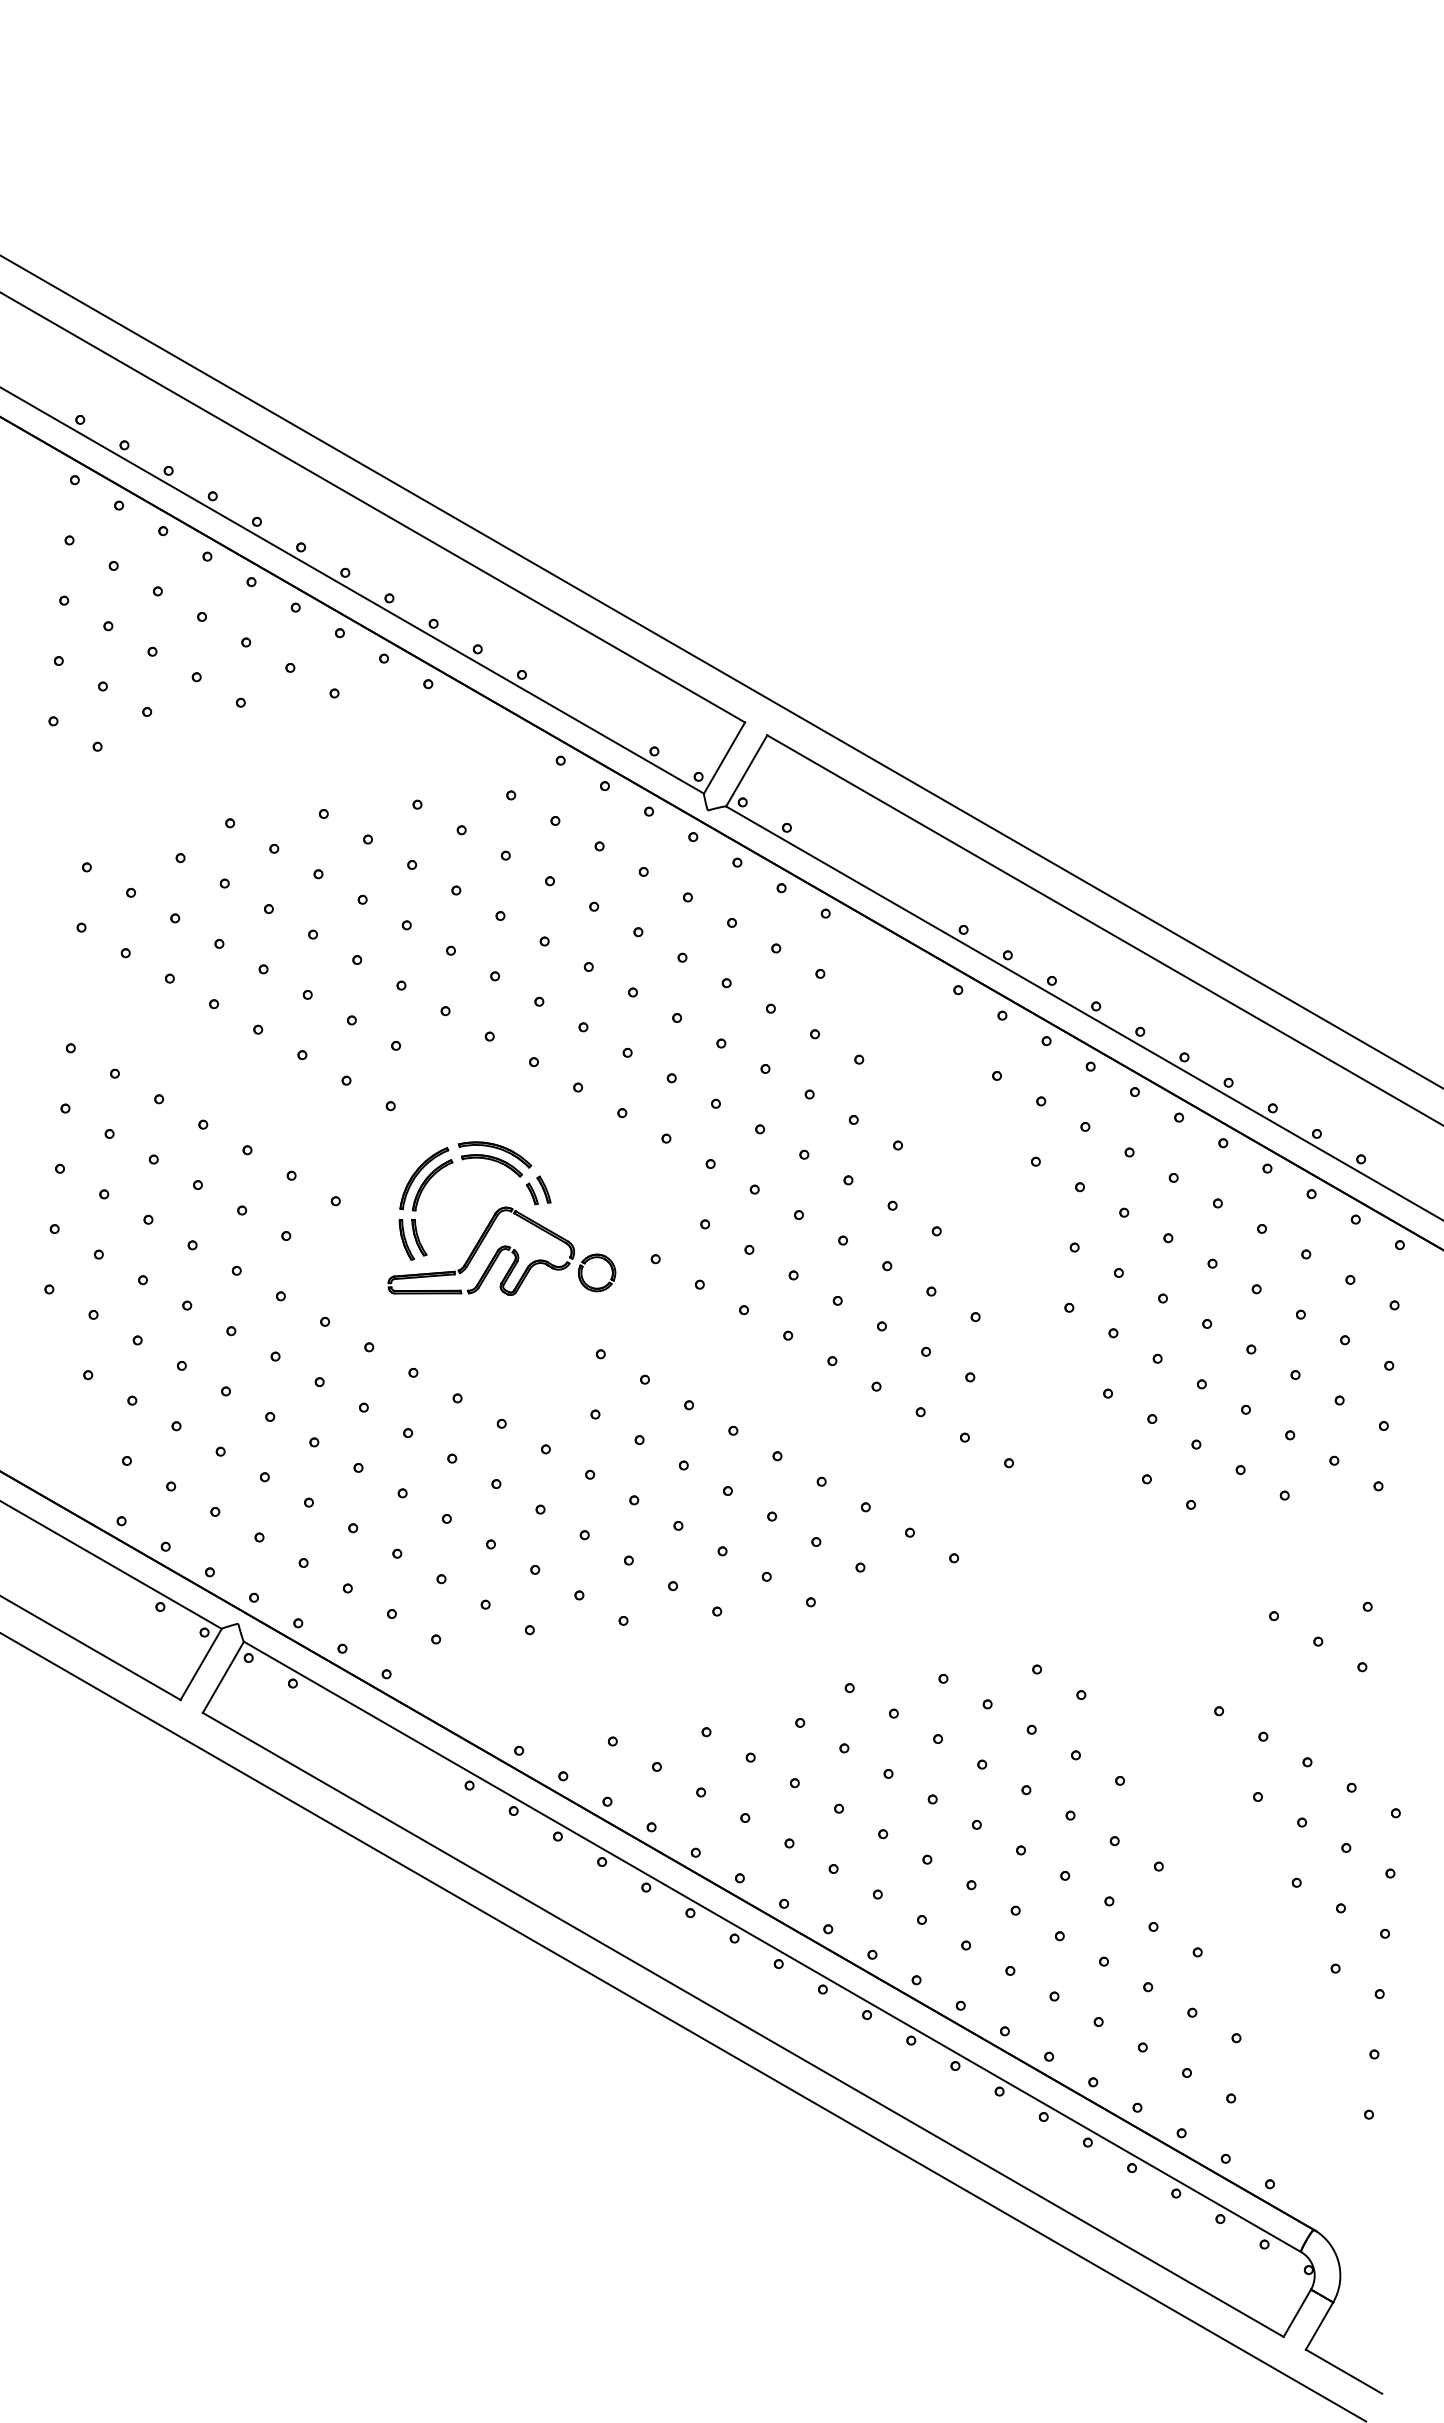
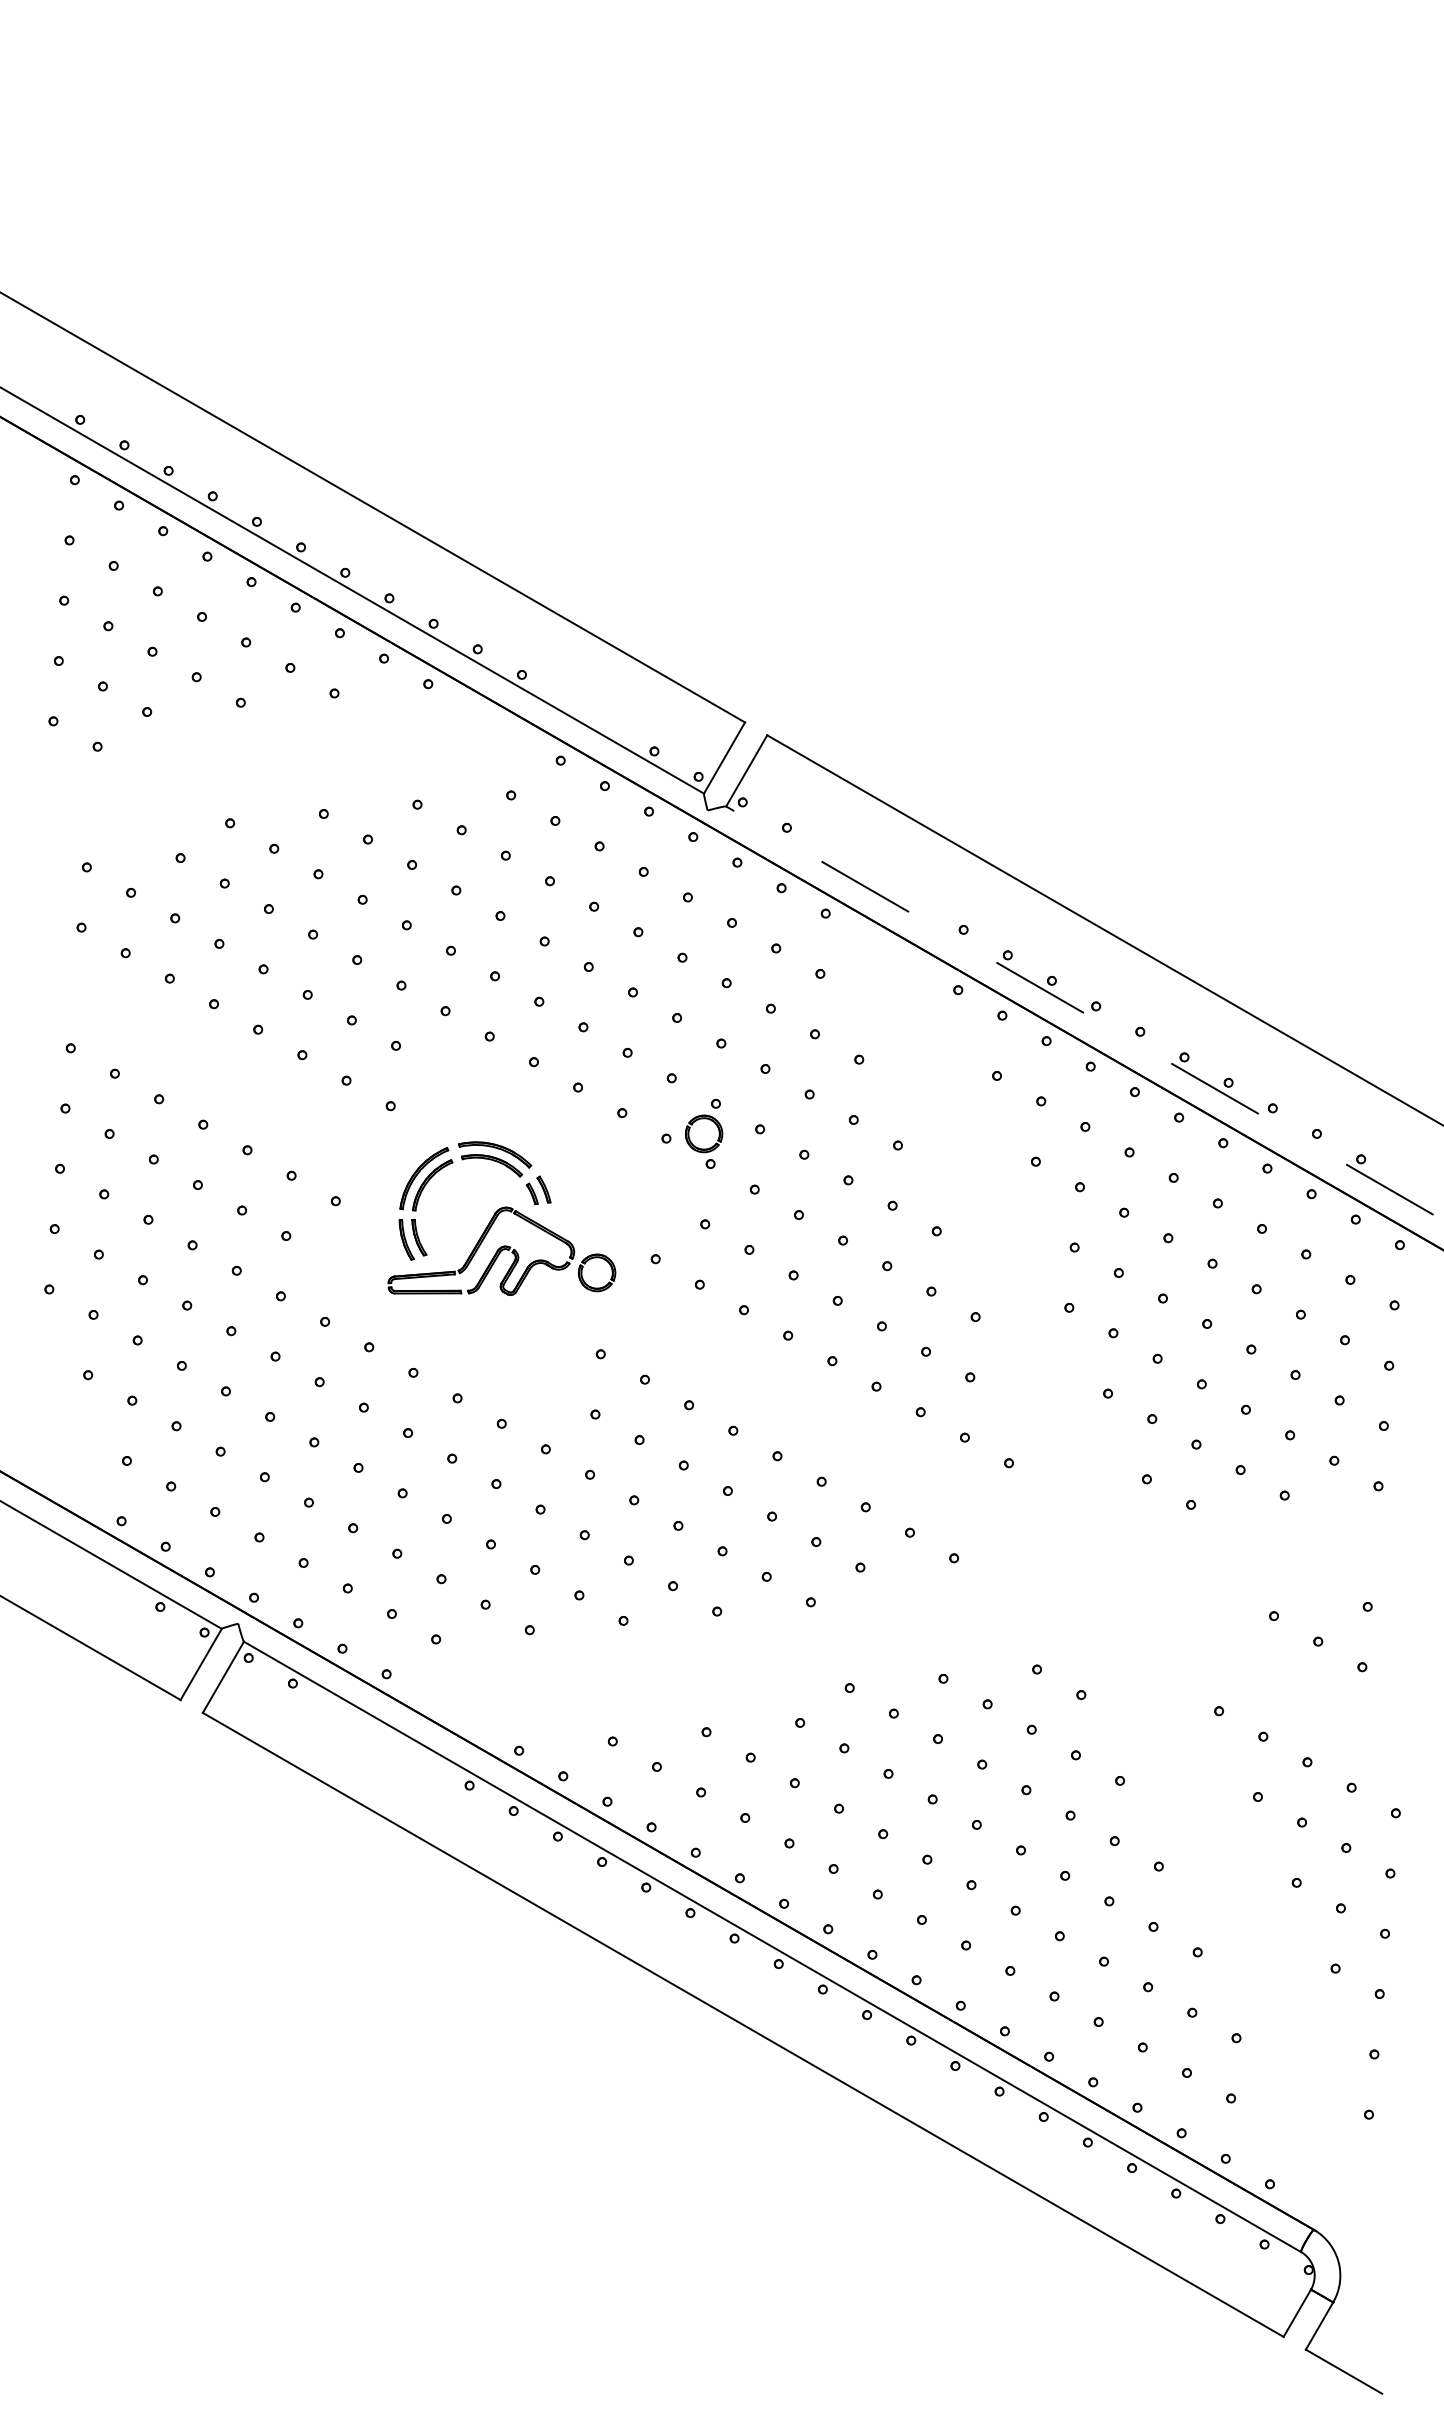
line: present -> none (721, 671)
line: solid -> dashed (1084, 1013)
part: none -> present (704, 1133)
line: present -> none (682, 2026)
